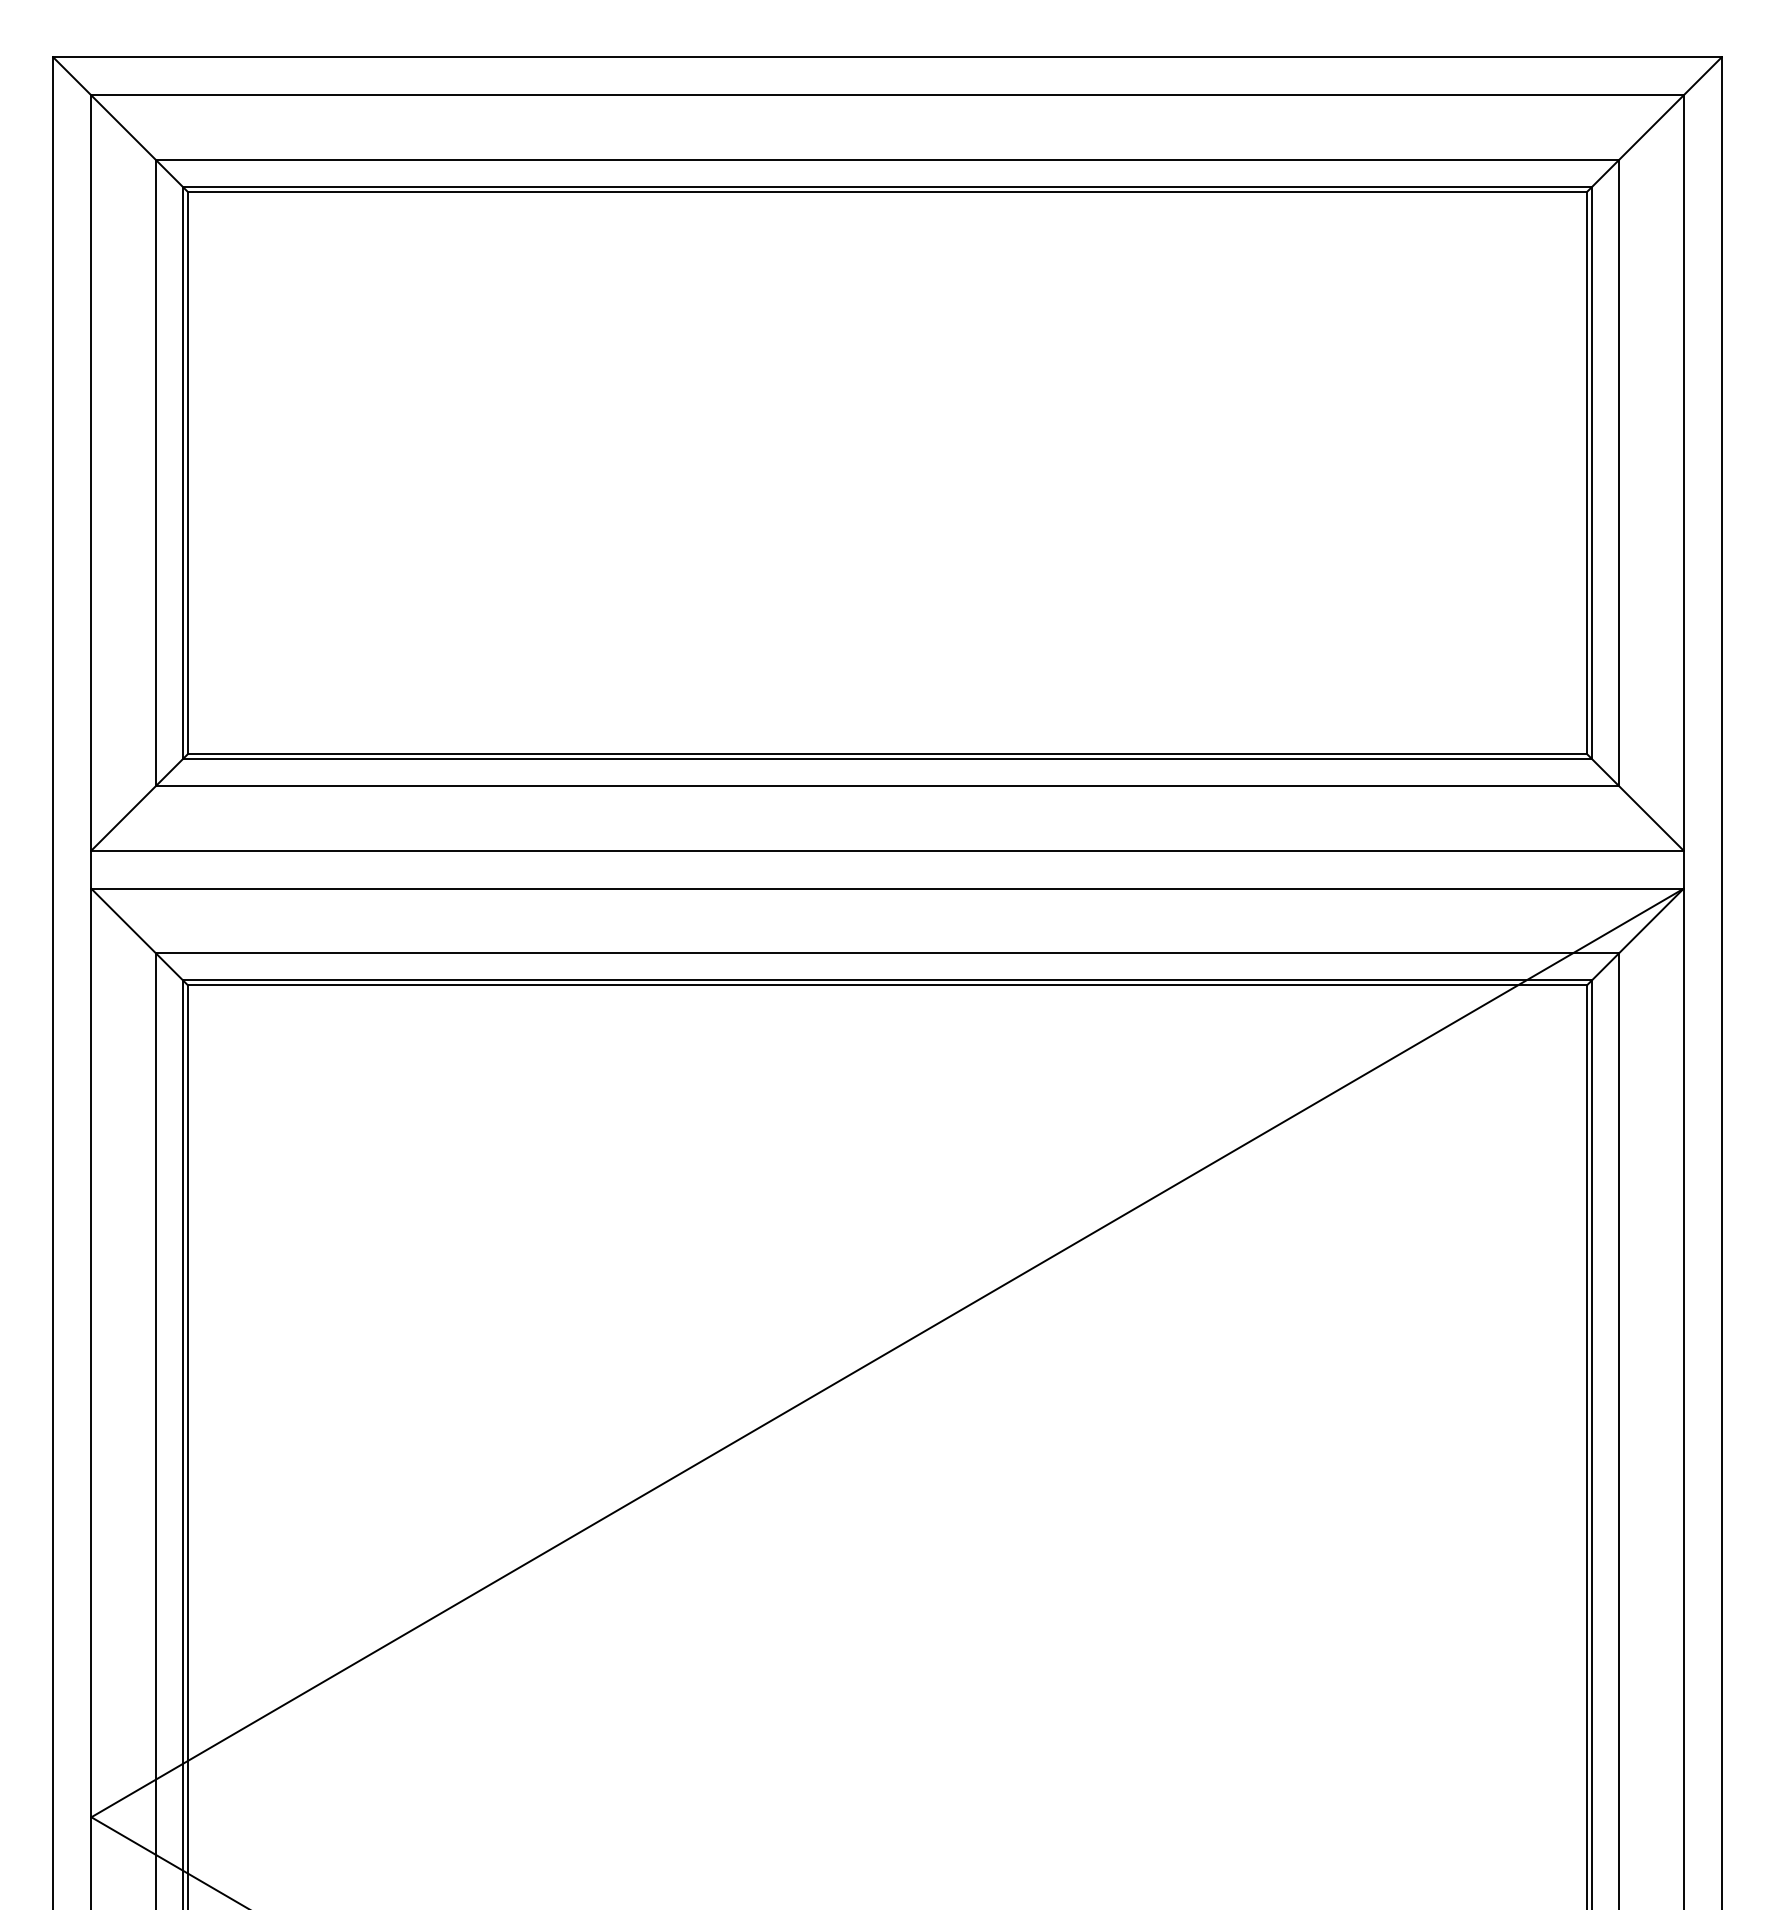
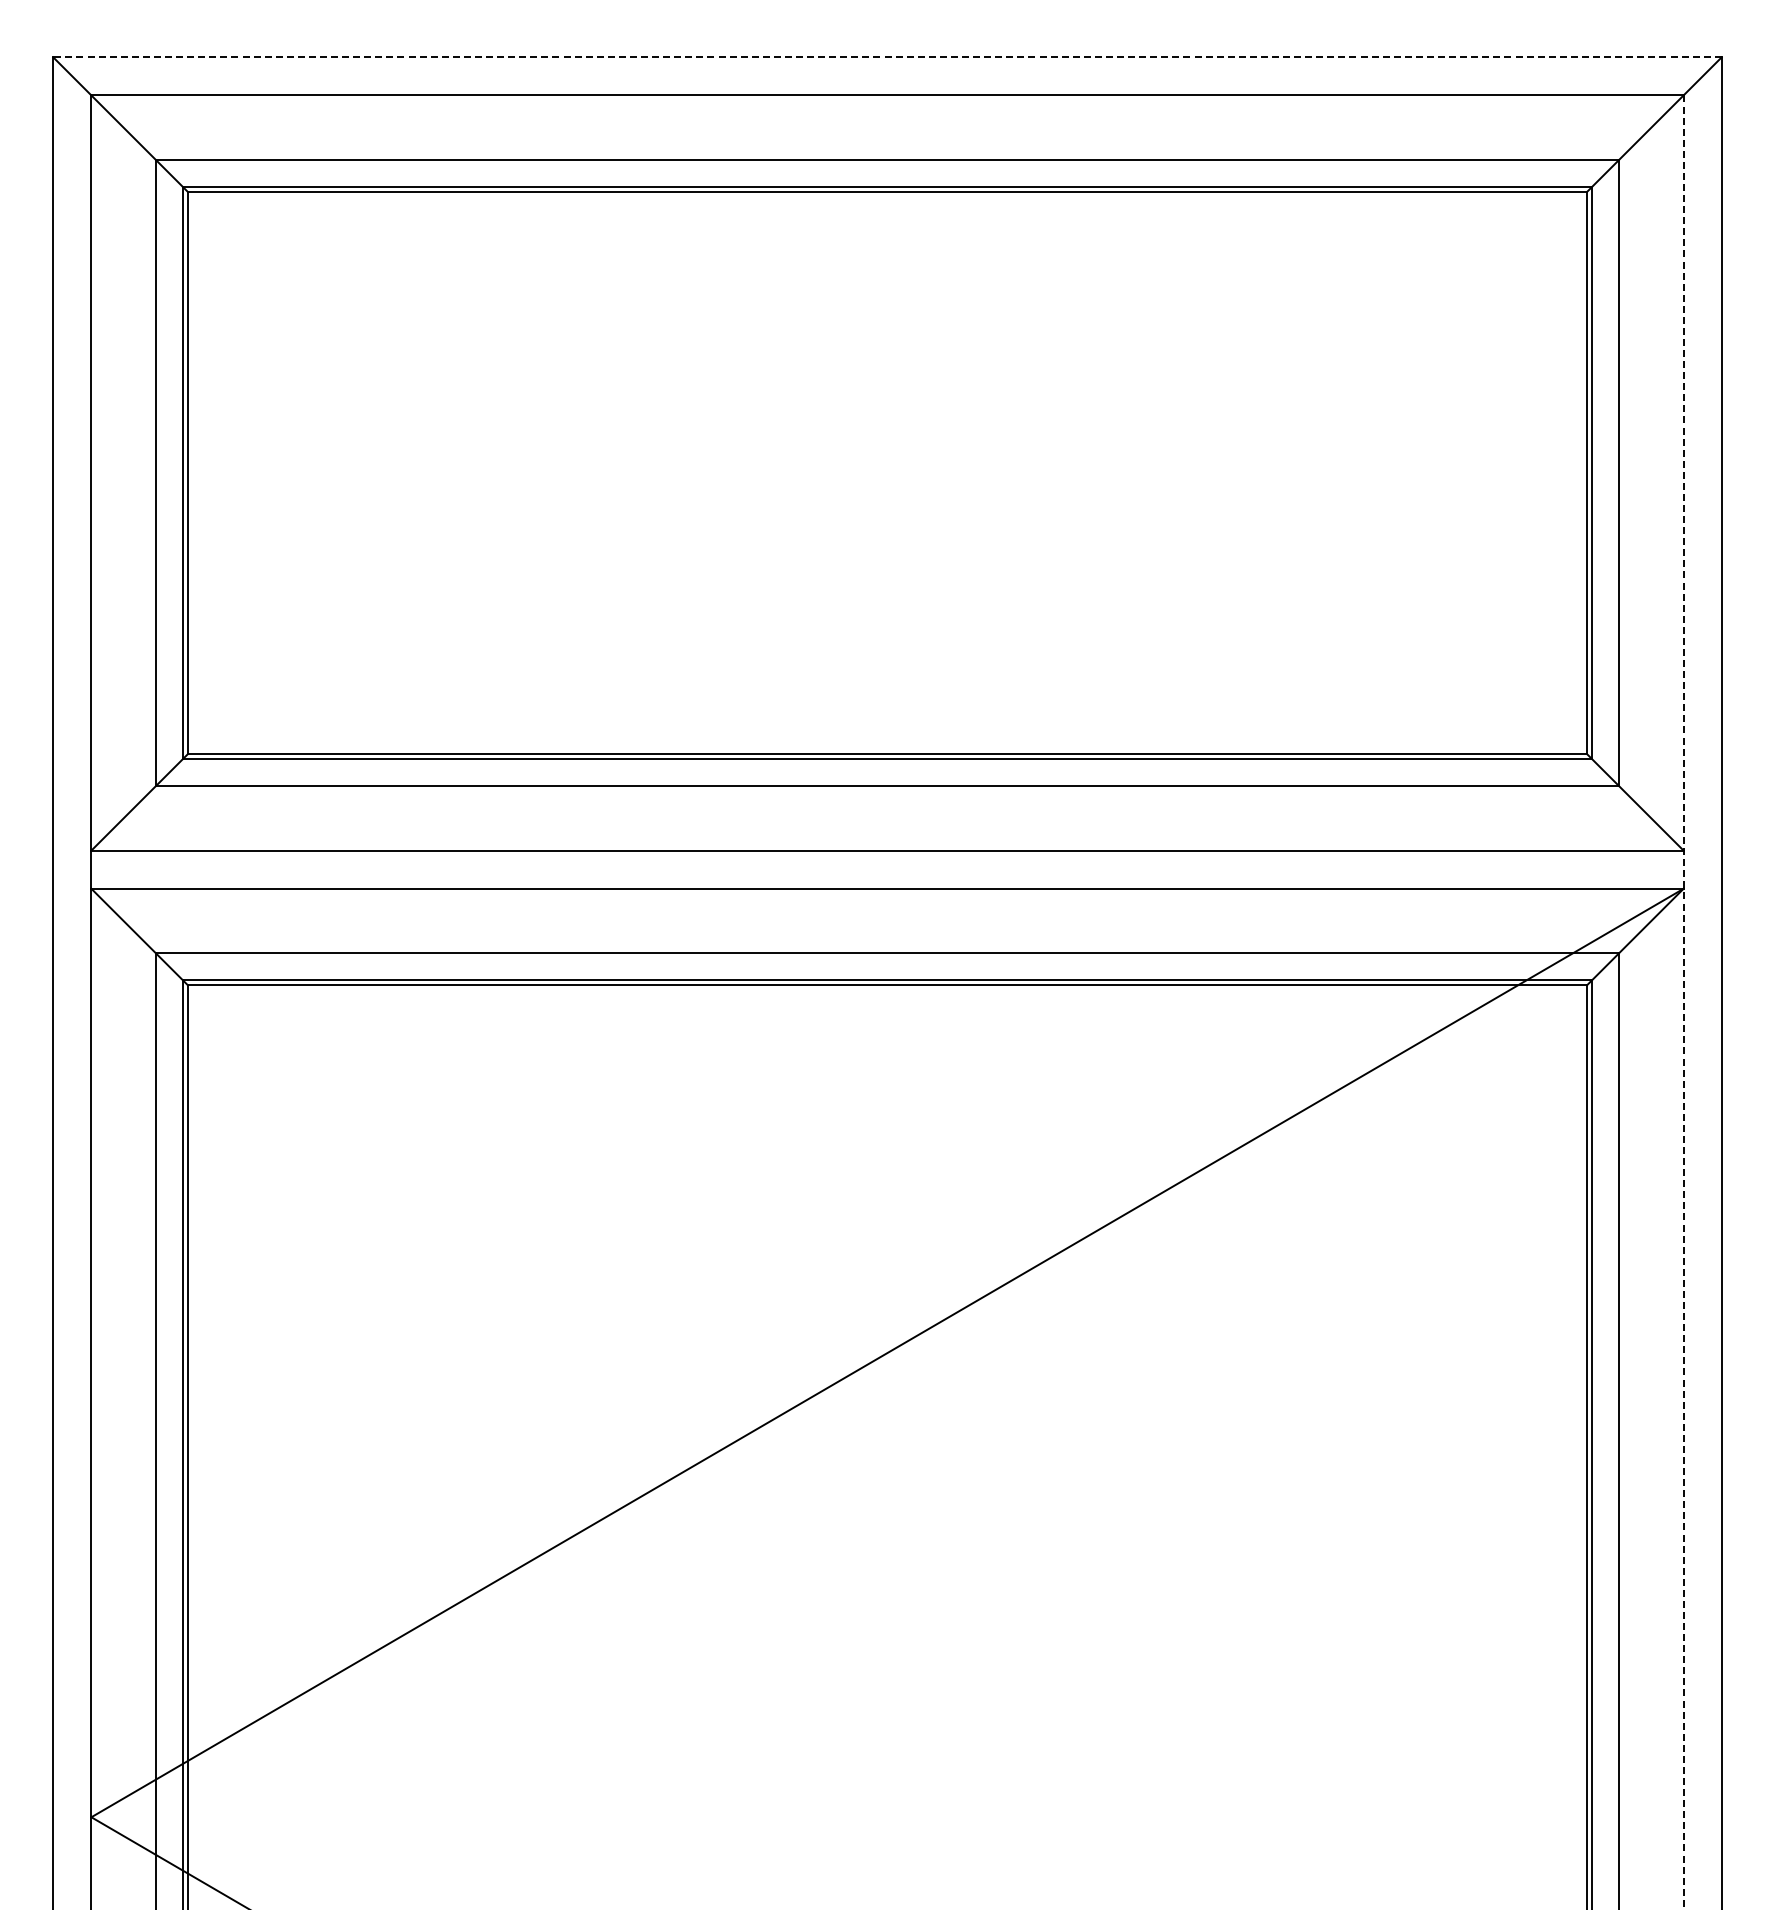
line: solid -> dashed (887, 57)
line: solid -> dashed (1683, 1003)
